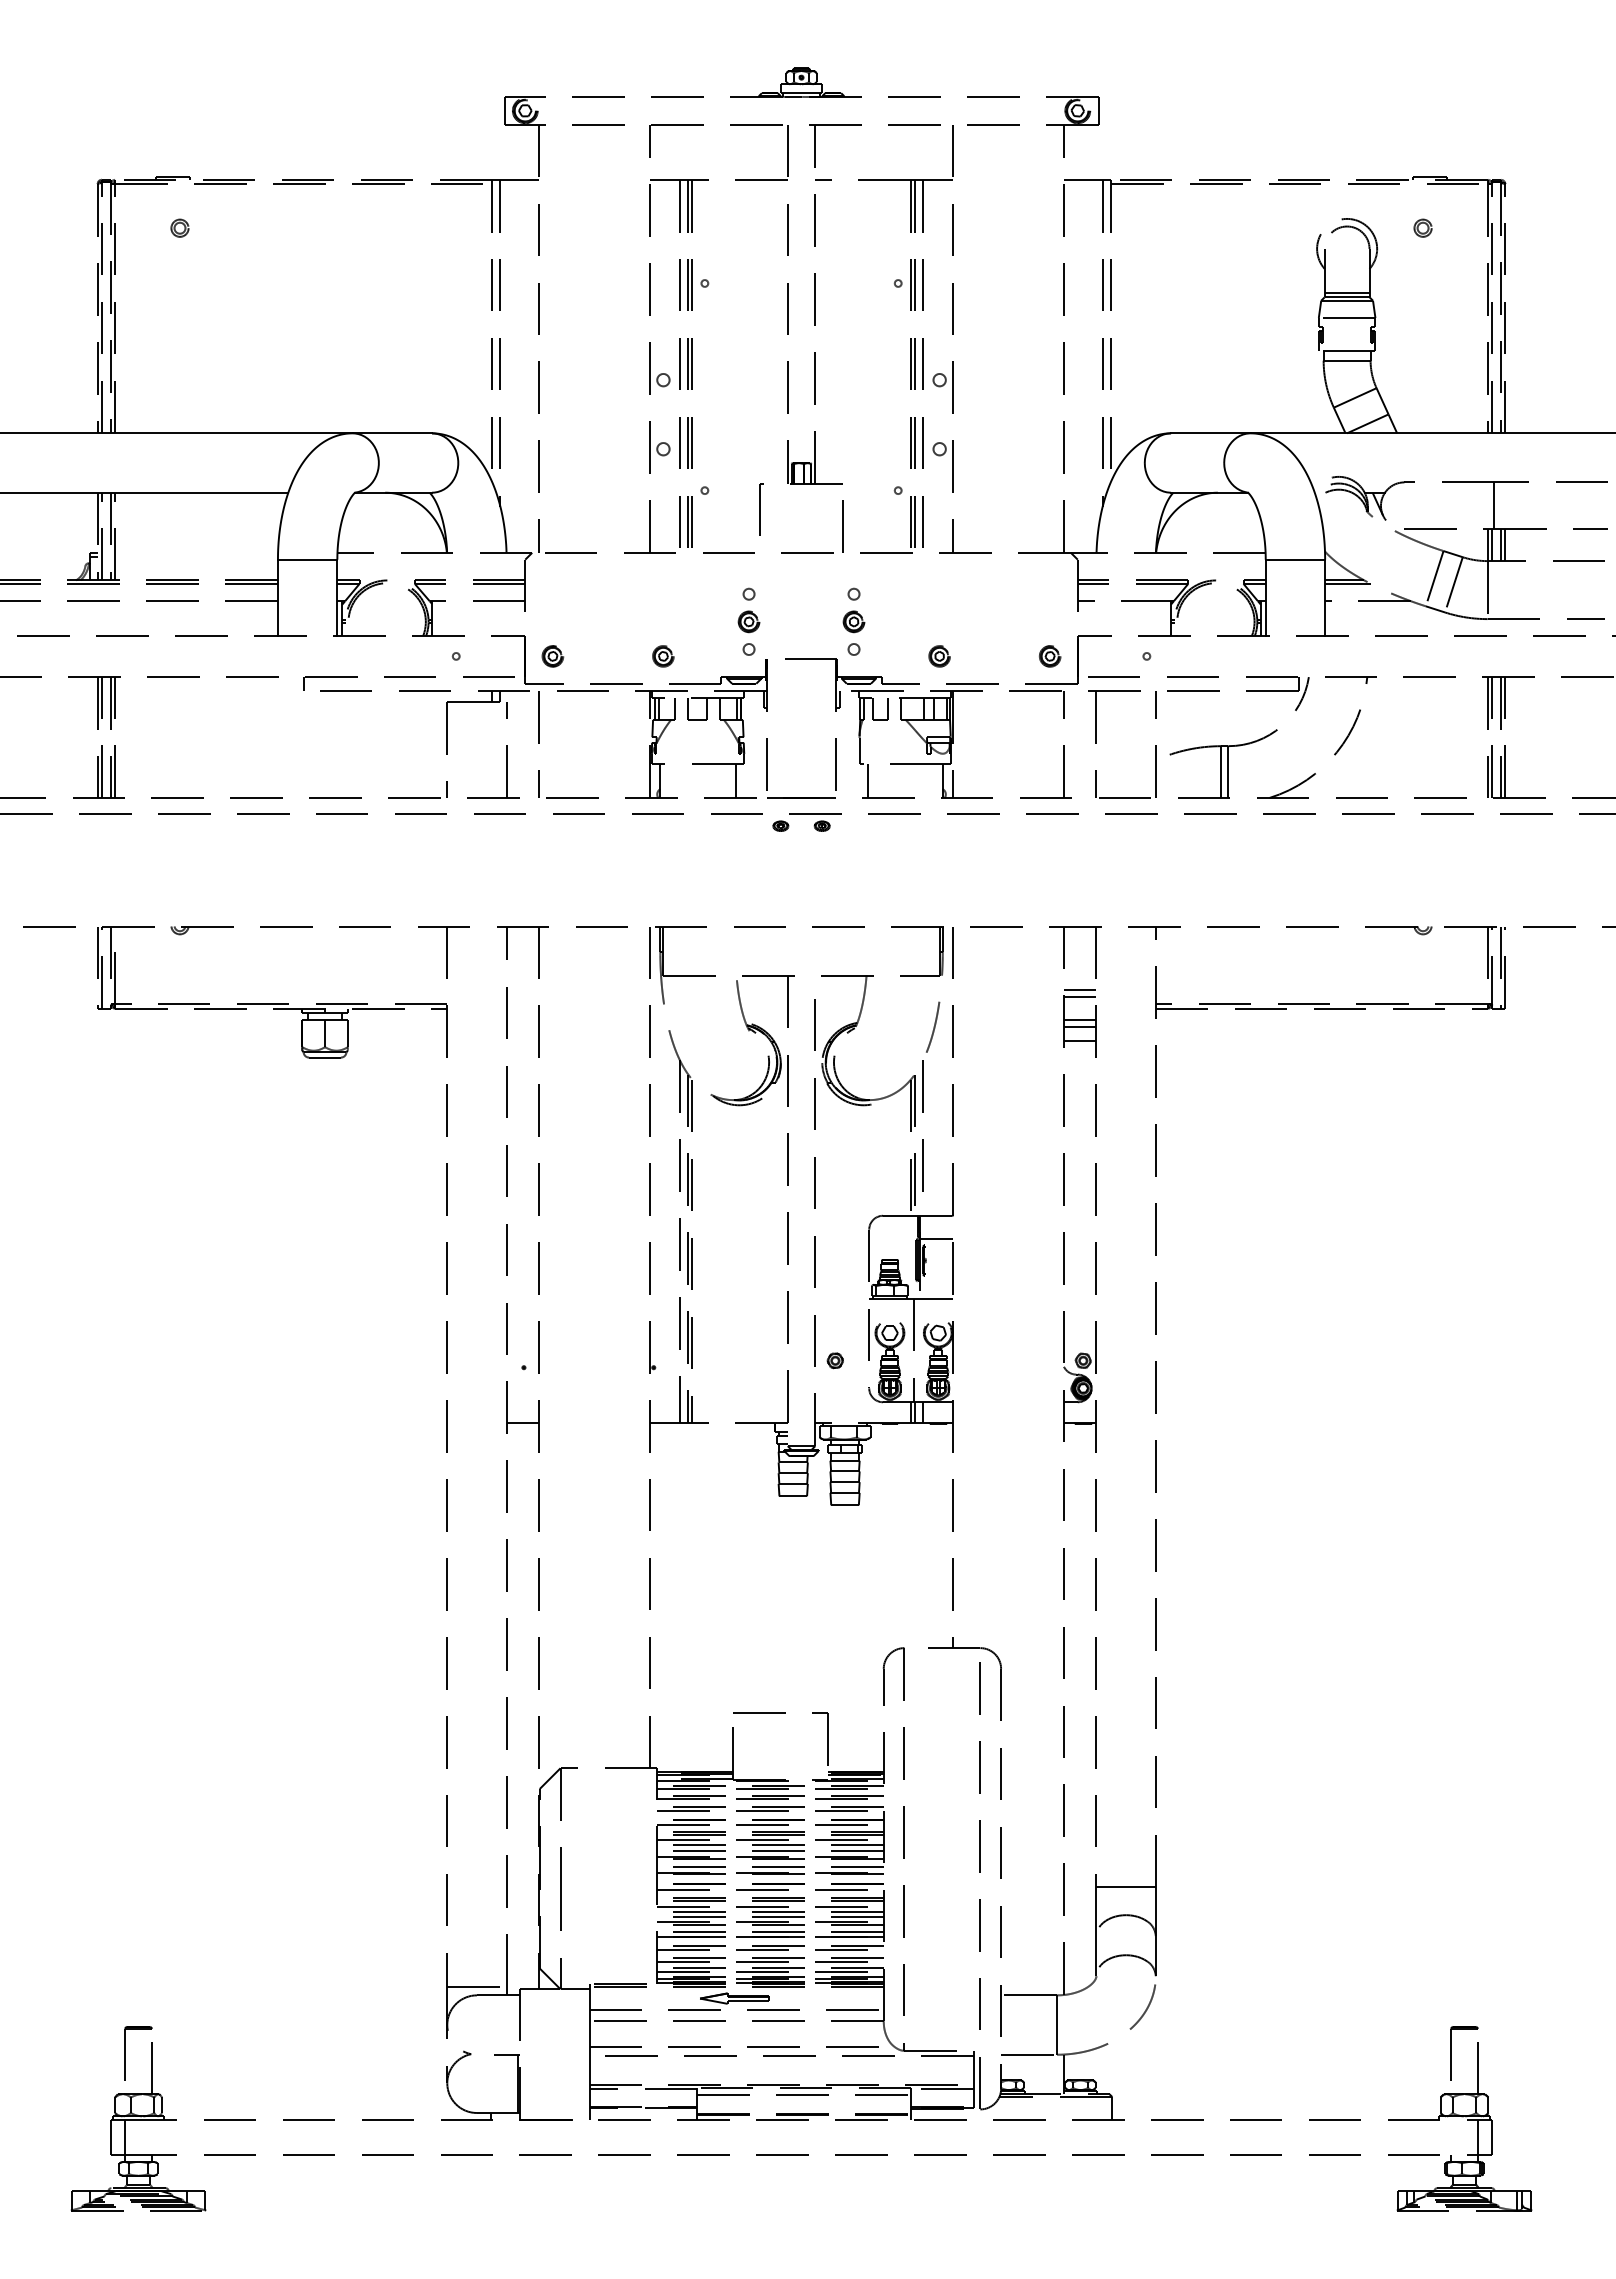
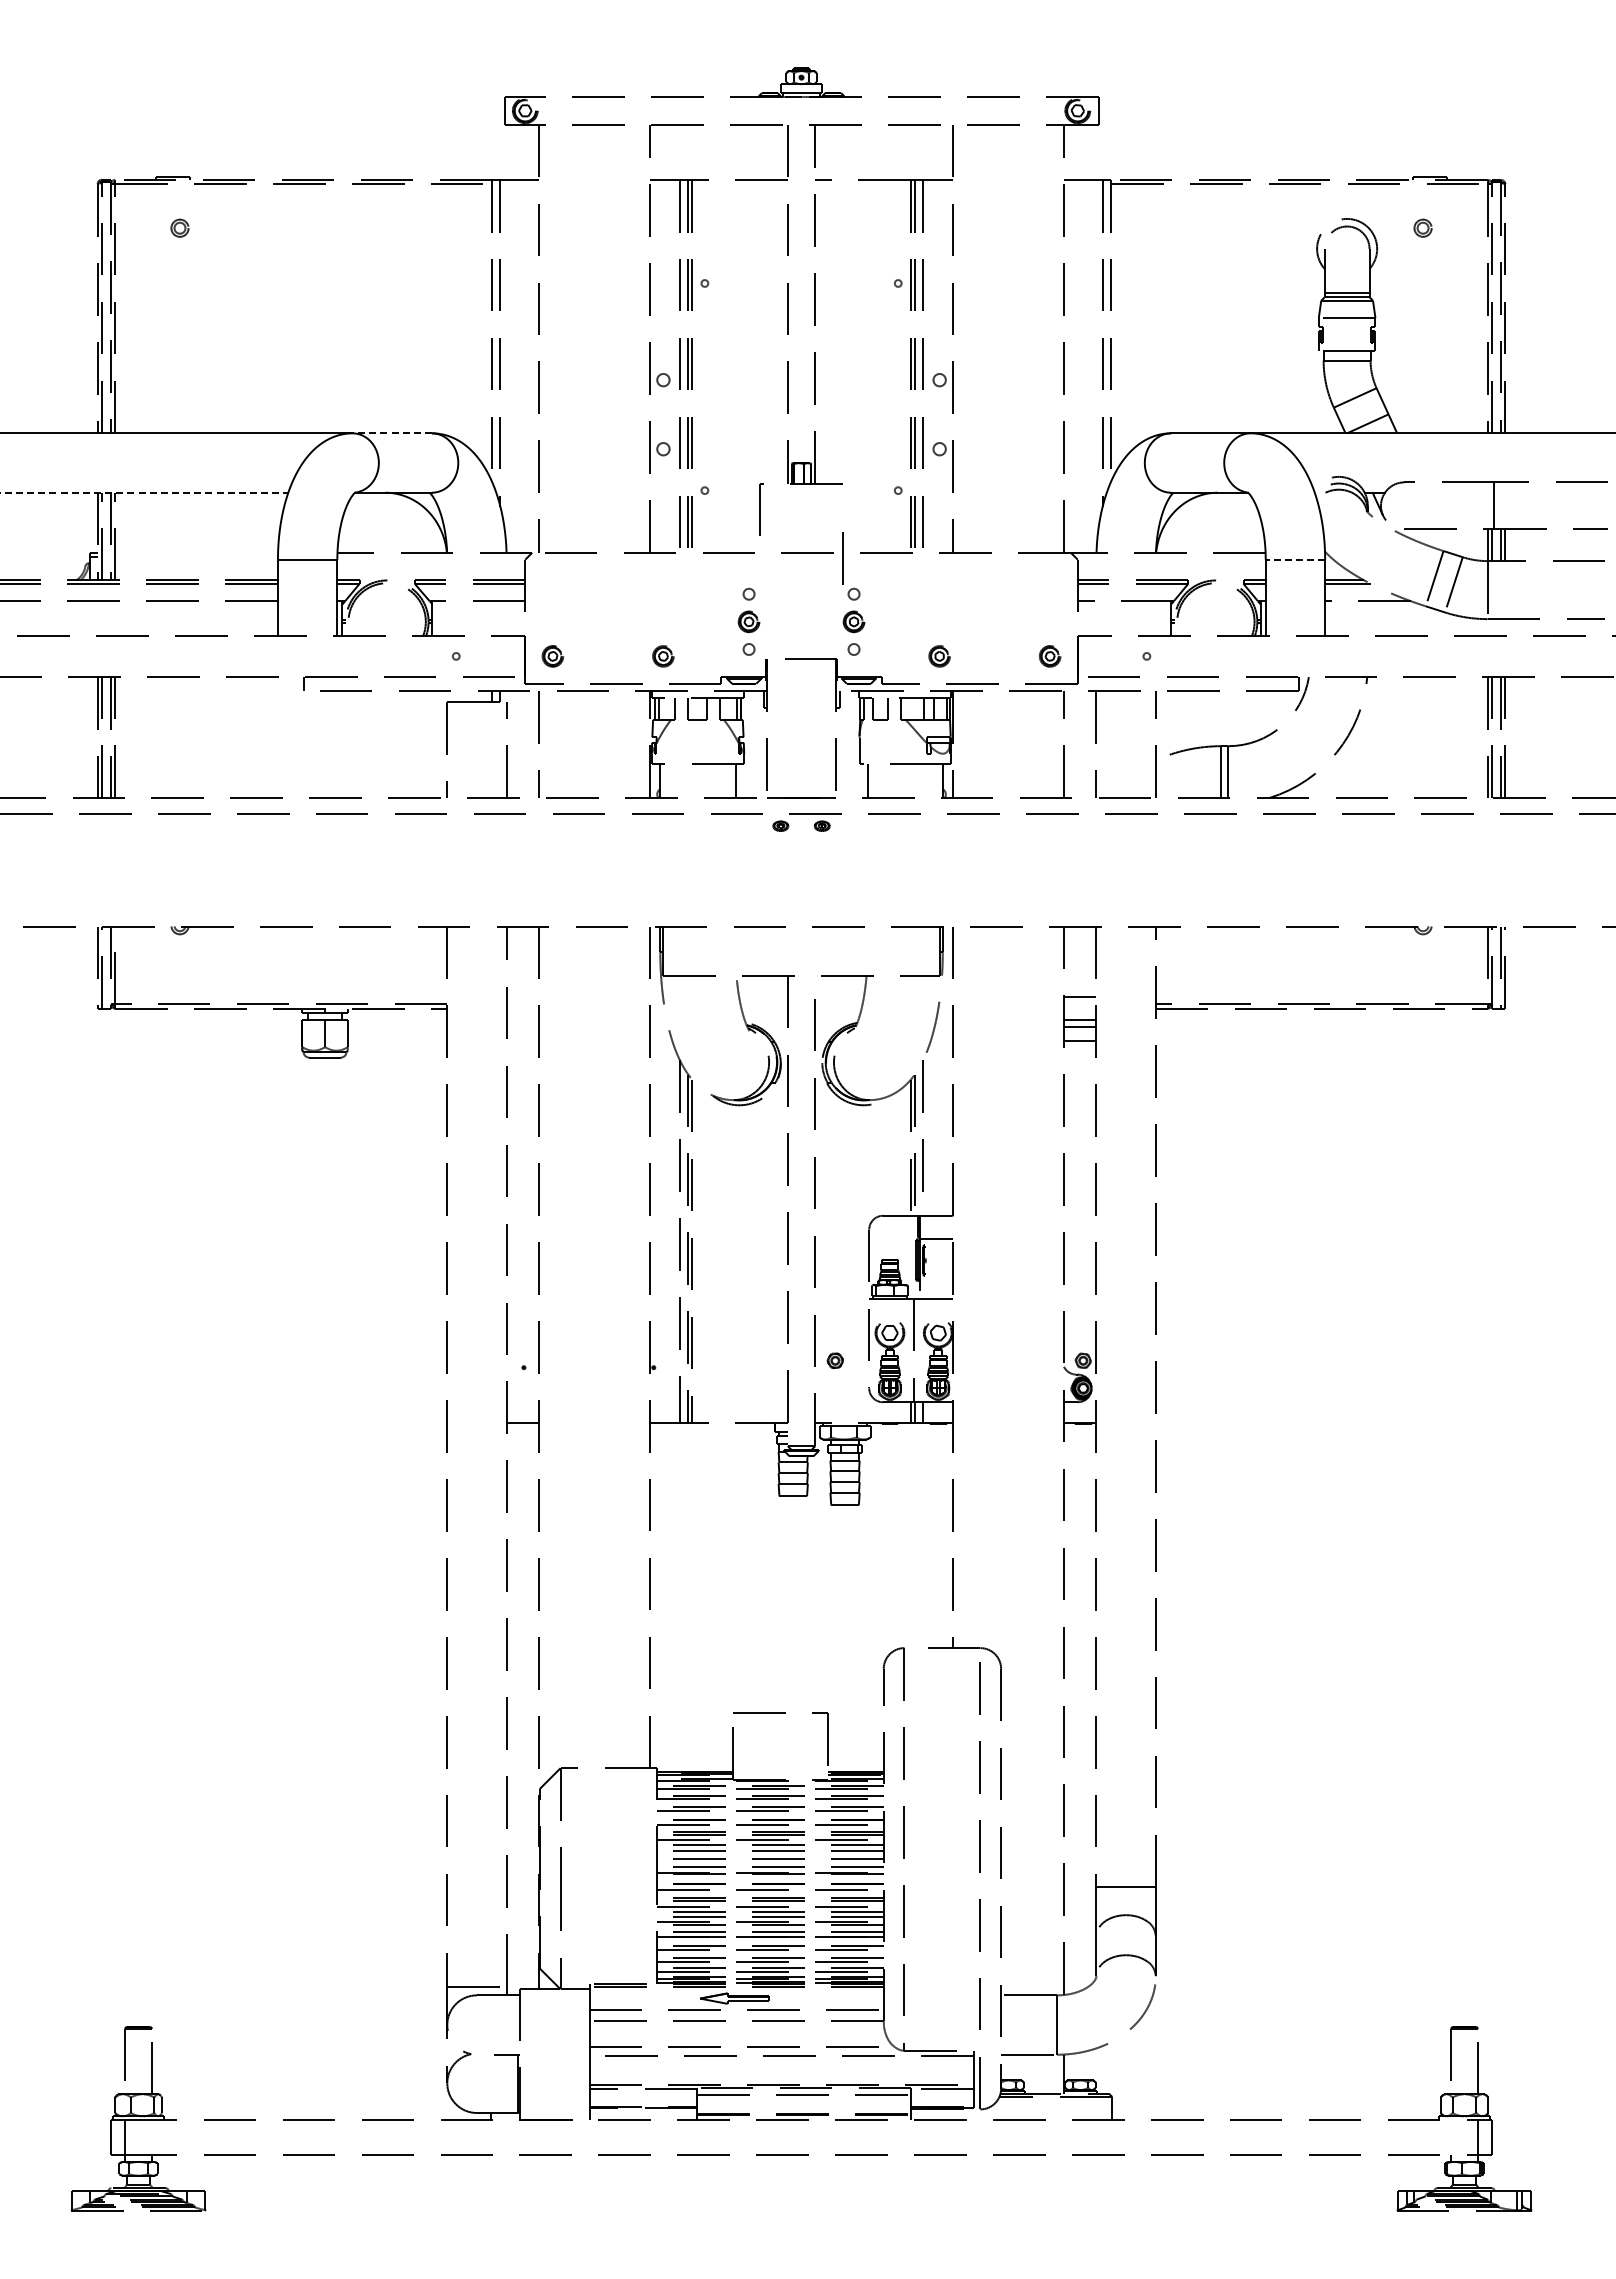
line: solid -> dashed (392, 433)
line: solid -> dashed (144, 492)
line position: (842, 526) -> (842, 558) (842, 558)
line: solid -> dashed (1297, 559)
line: present -> none (1079, 989)
line: present -> none (770, 1856)
